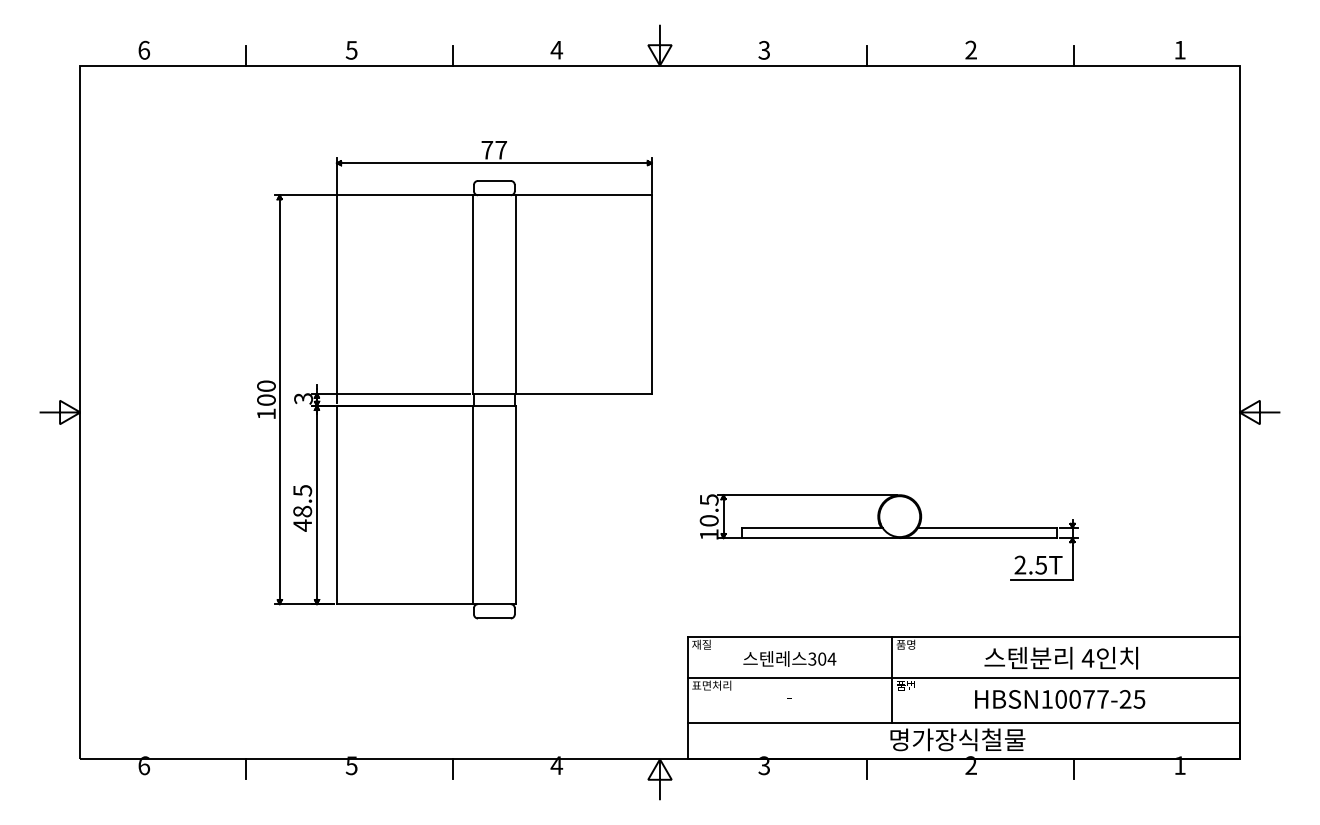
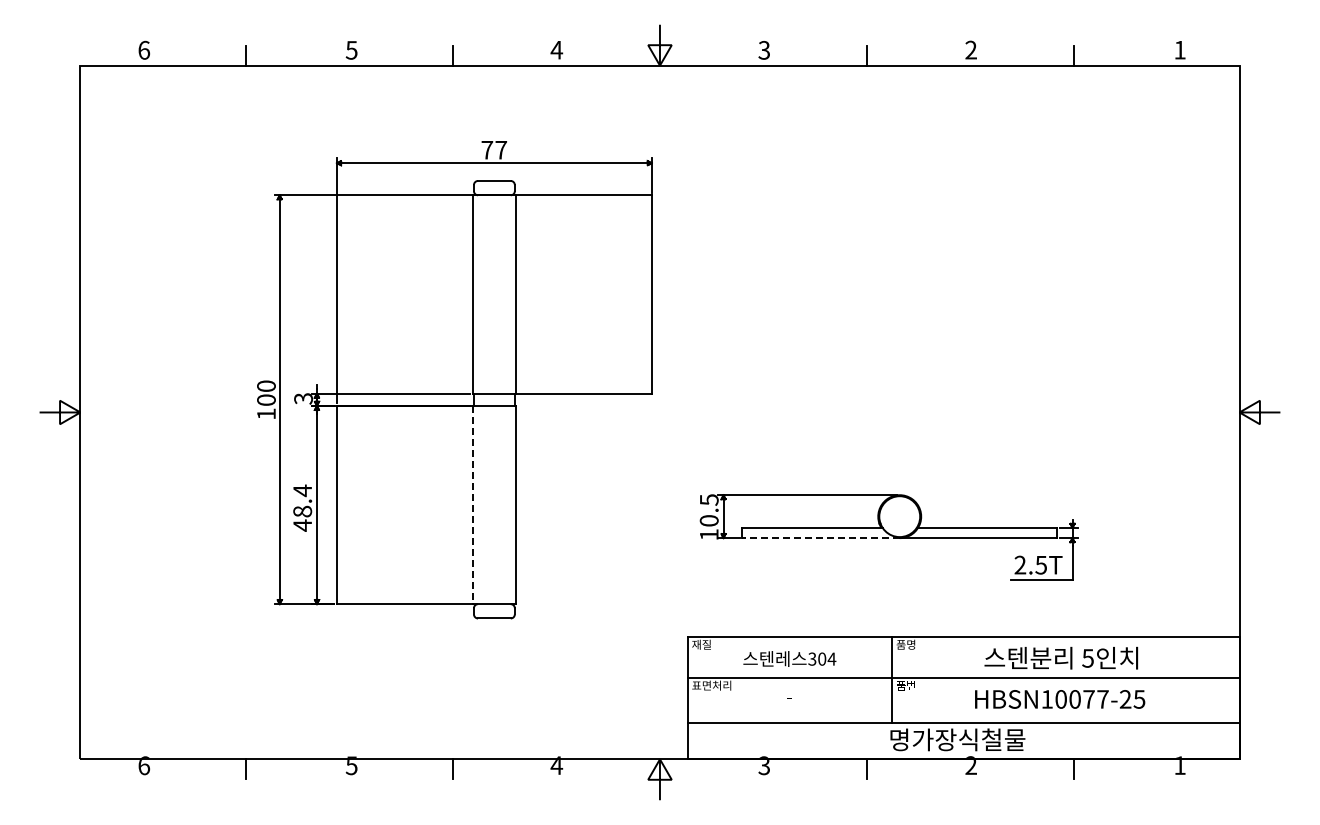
text: 48.5 -> 48.4 (302, 490)
line: solid -> dashed (472, 505)
line: solid -> dashed (821, 538)
text: 4 -> 5 (1087, 658)
